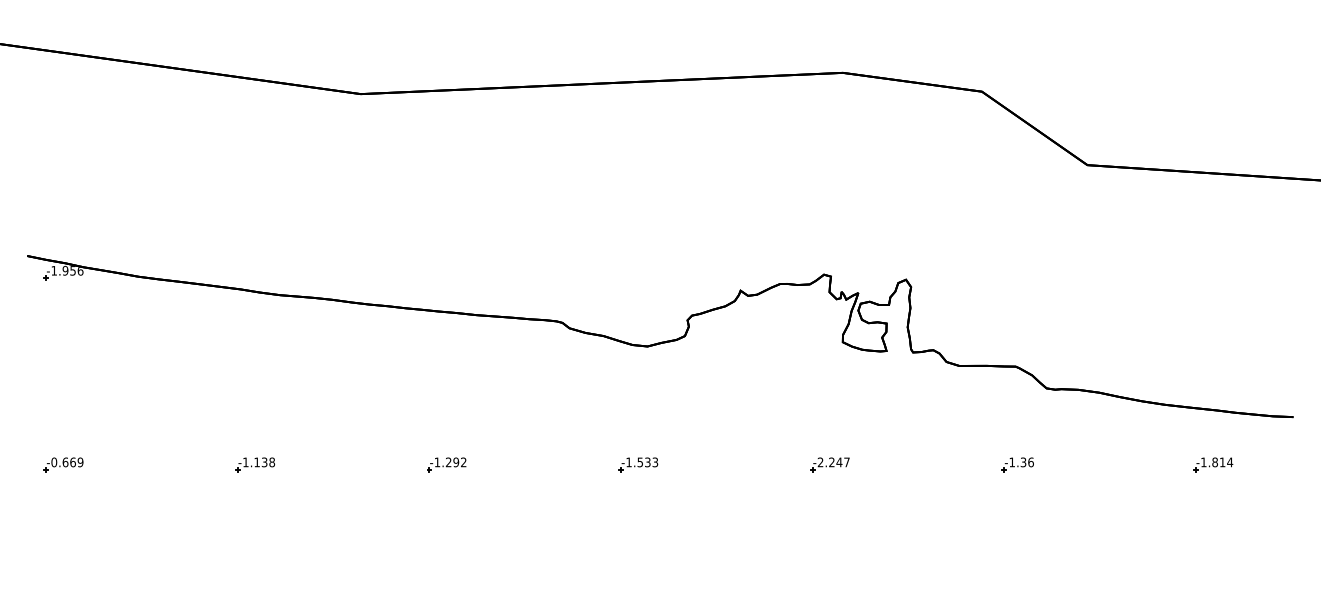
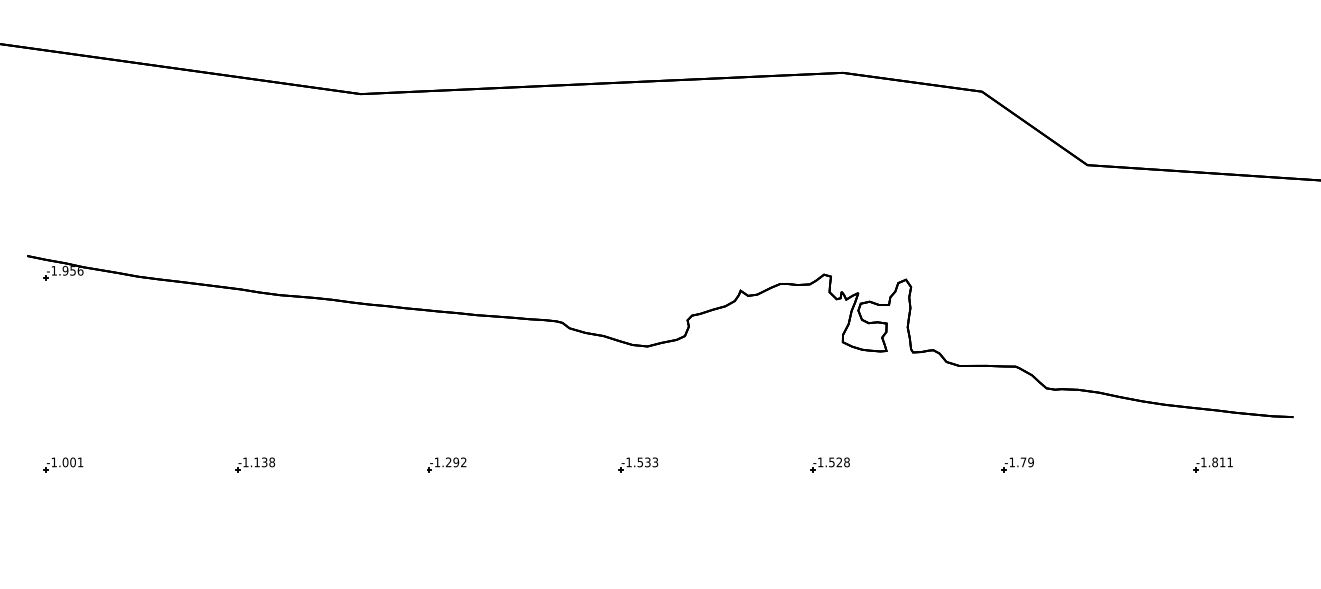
text: -0.669 -> -1.001 (67, 462)
text: -2.247 -> -1.528 (833, 462)
text: -1.36 -> -1.79 (1026, 462)
text: -1.814 -> -1.811 (1230, 462)
